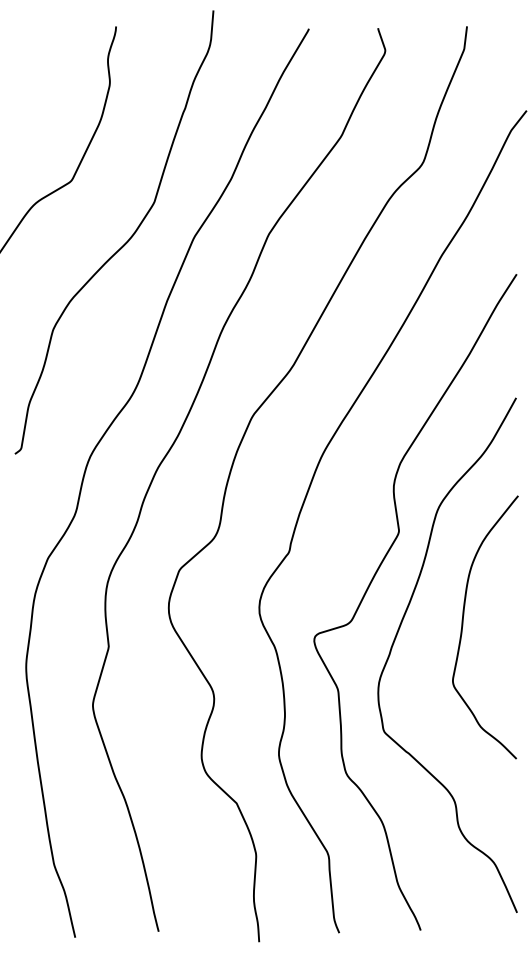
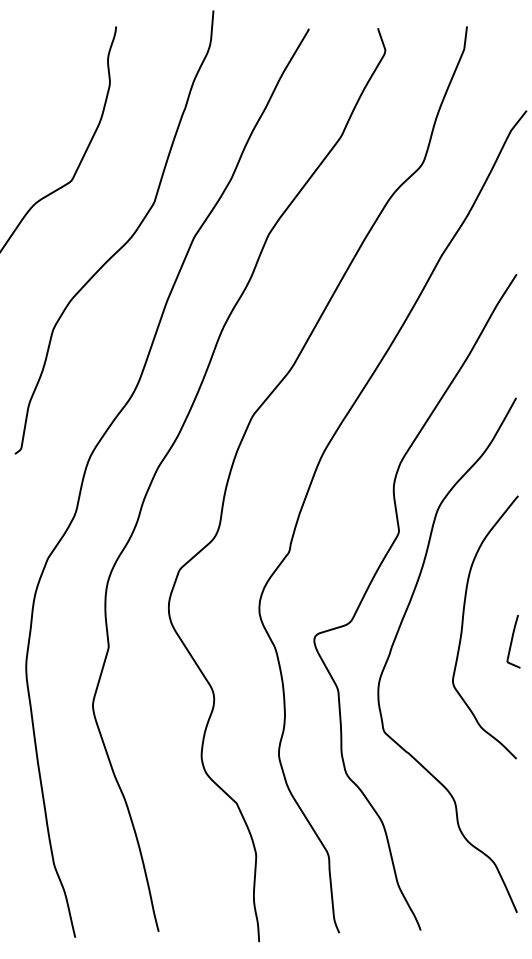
curve: none -> present (512, 641)
